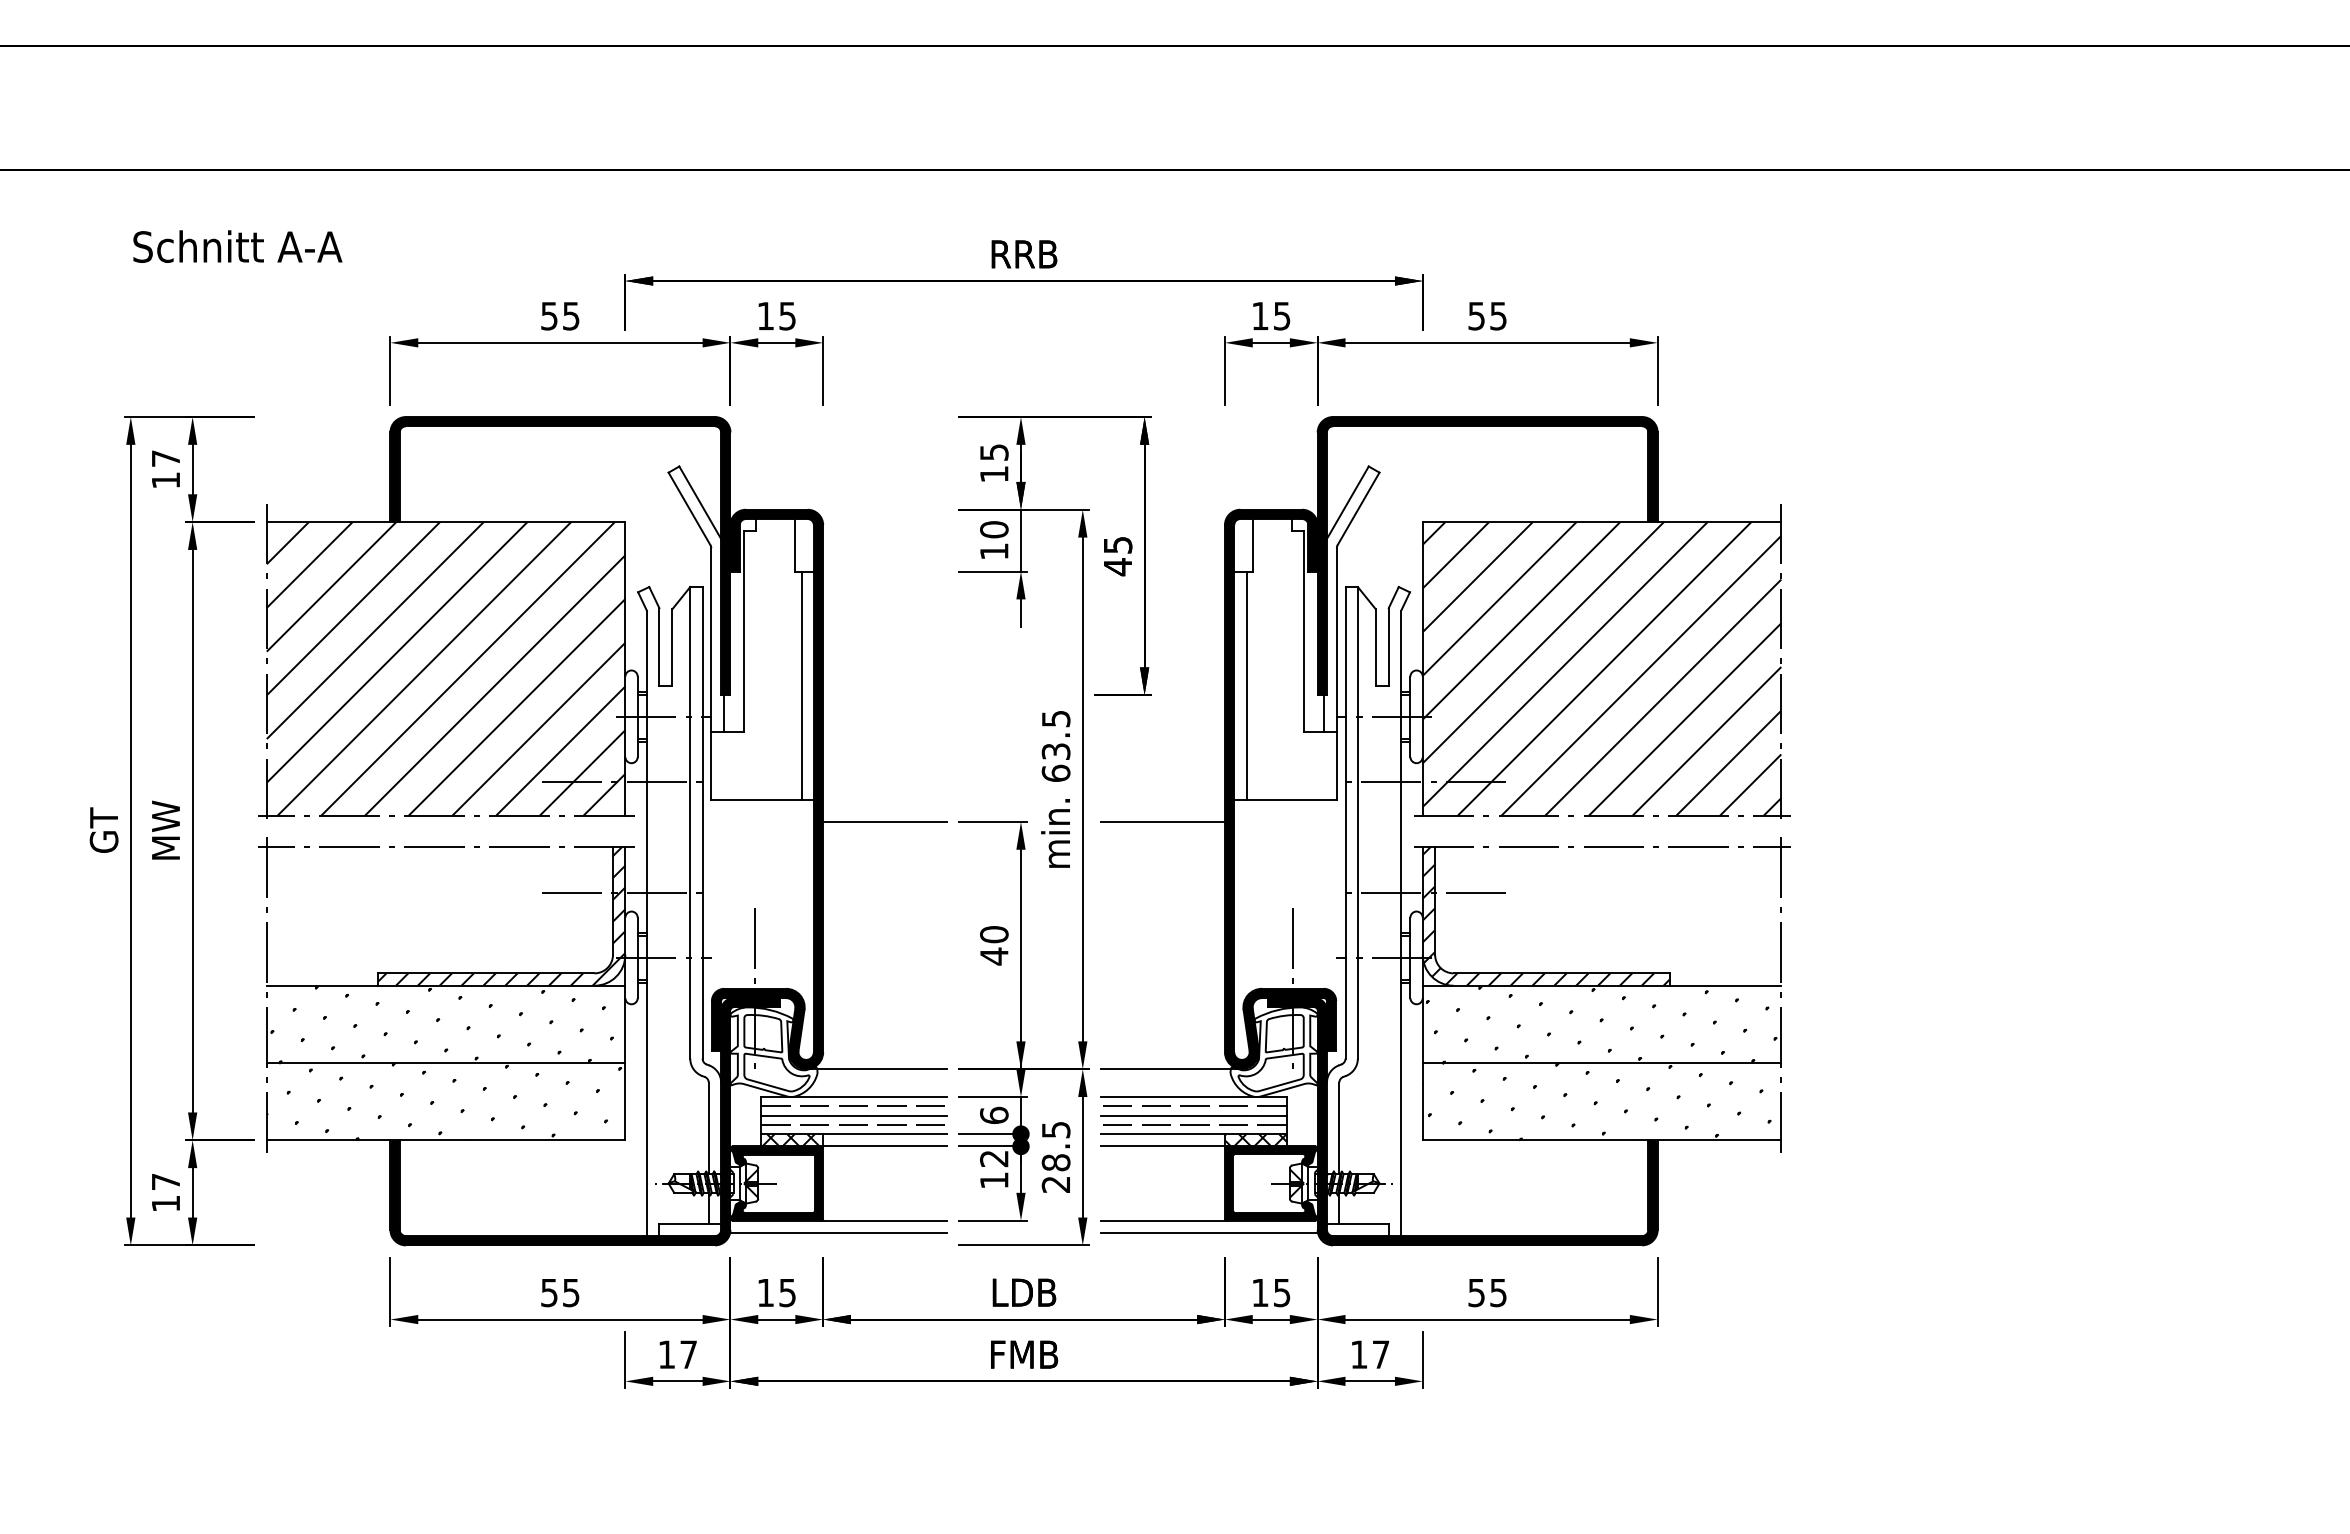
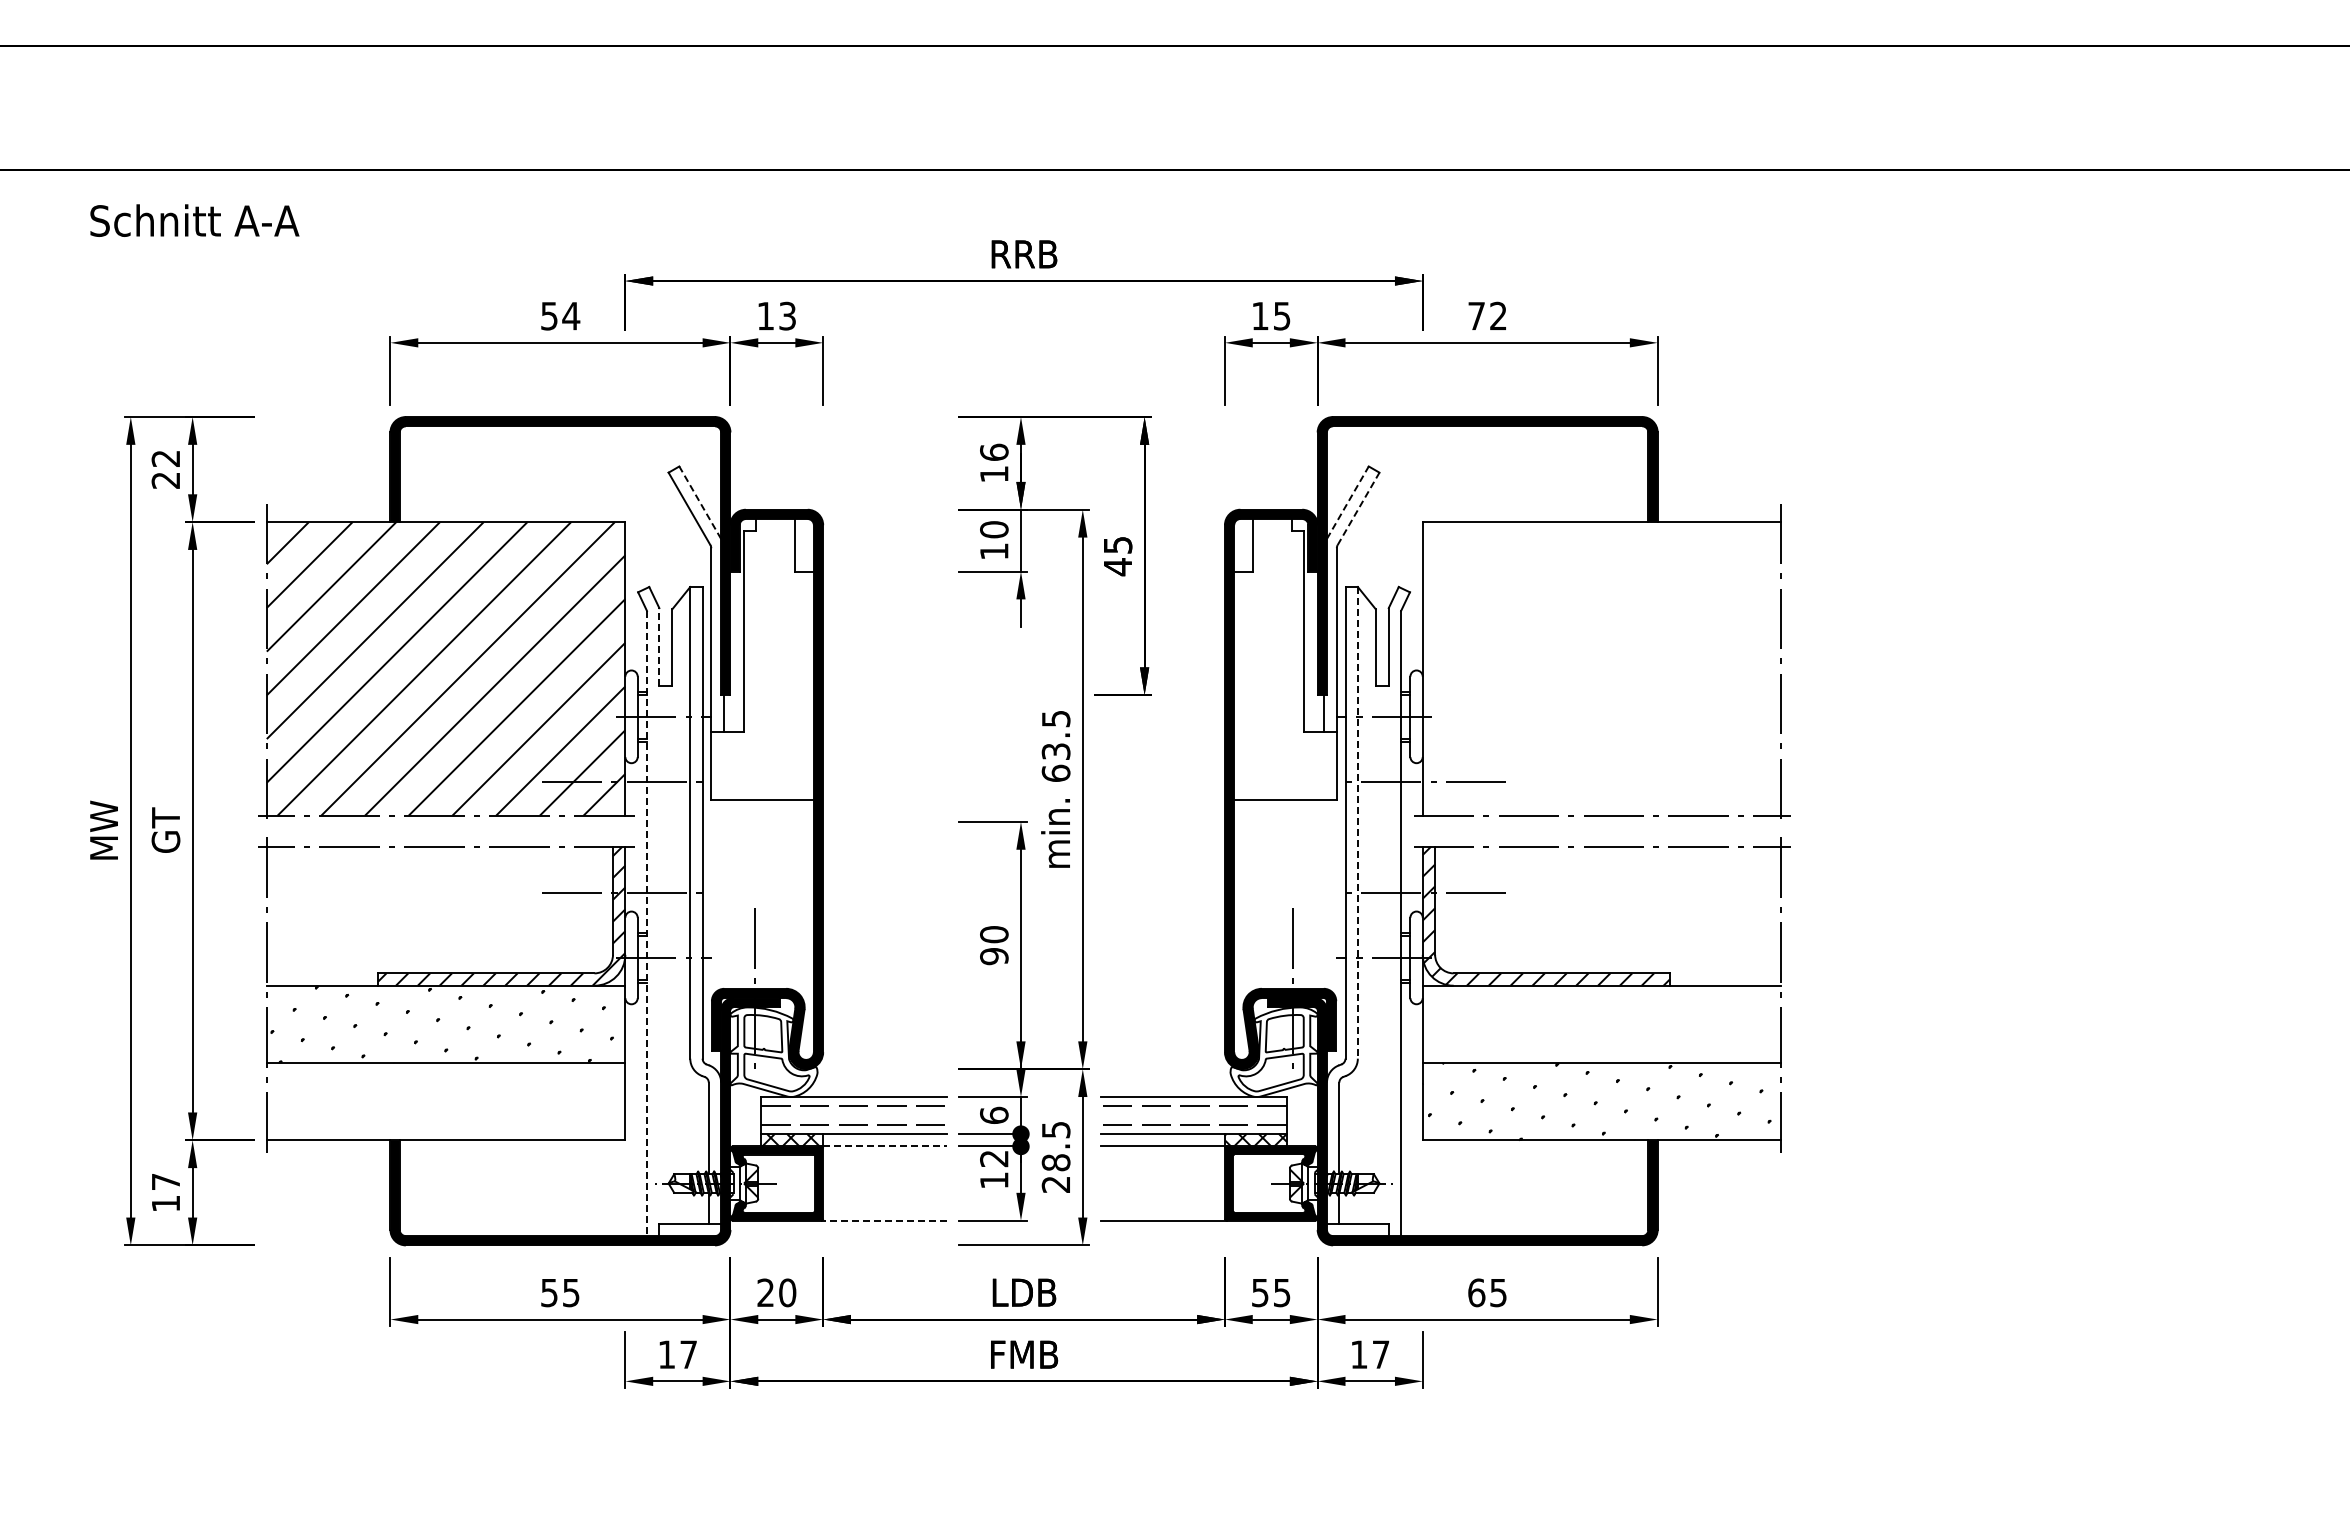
text position: (237, 246) -> (194, 220) (194, 220)
text: 15 -> 13 (787, 315)
text: 55 -> 72 (1487, 315)
text: 55 -> 54 (571, 316)
text: 15 -> 16 (994, 451)
text: 17 -> 22 (165, 469)
line: solid -> dashed (700, 502)
line: solid -> dashed (1347, 502)
line: solid -> dashed (1358, 508)
line: solid -> dashed (659, 647)
hatch: present -> none (1601, 668)
line: present -> none (801, 685)
line: present -> none (1246, 685)
line: present -> none (884, 821)
line: present -> none (1162, 821)
line: solid -> dashed (1357, 822)
text: GT -> MW (103, 829)
text: MW -> GT (165, 829)
line: solid -> dashed (647, 923)
text: 40 -> 90 (994, 956)
hatch: present -> none (1601, 1024)
line: present -> none (876, 1069)
line: present -> none (1171, 1069)
hatch: present -> none (443, 1101)
line: present -> none (853, 1115)
line: present -> none (1193, 1115)
line: solid -> dashed (884, 1146)
line: solid -> dashed (884, 1220)
line: present -> none (838, 1233)
line: present -> none (1209, 1233)
text: 15 -> 20 (776, 1292)
text: 55 -> 65 (1476, 1292)
text: 15 -> 55 (1260, 1293)
